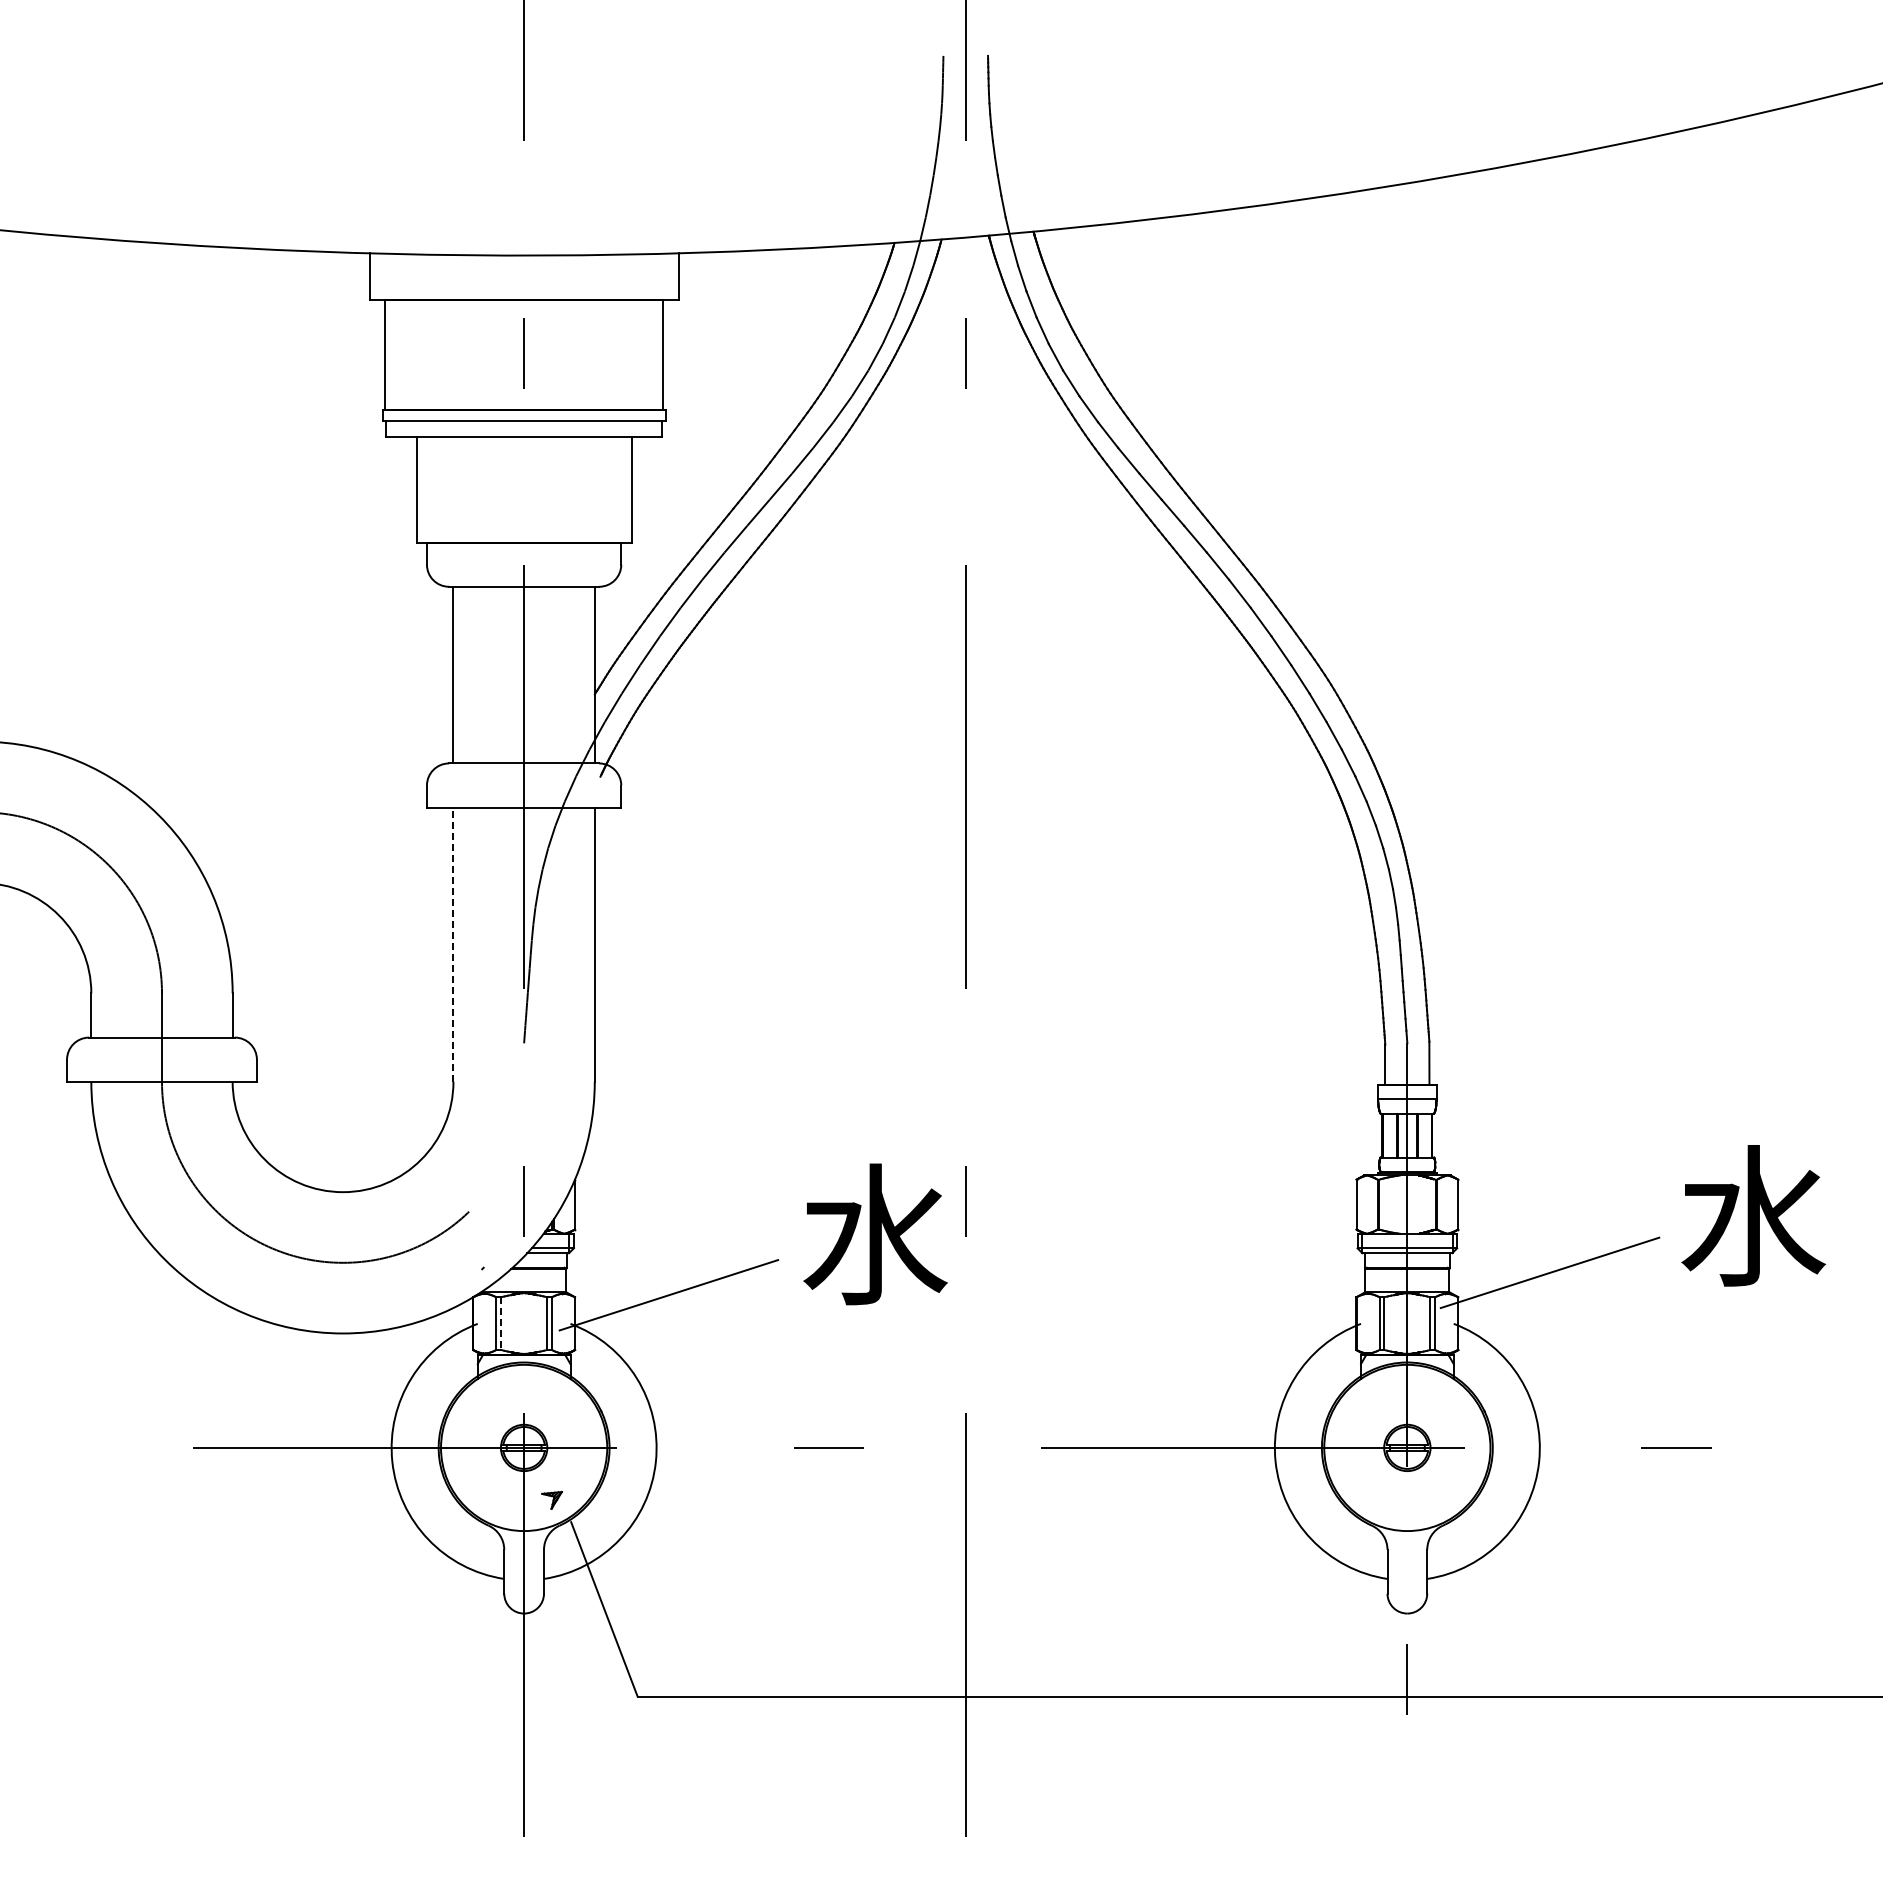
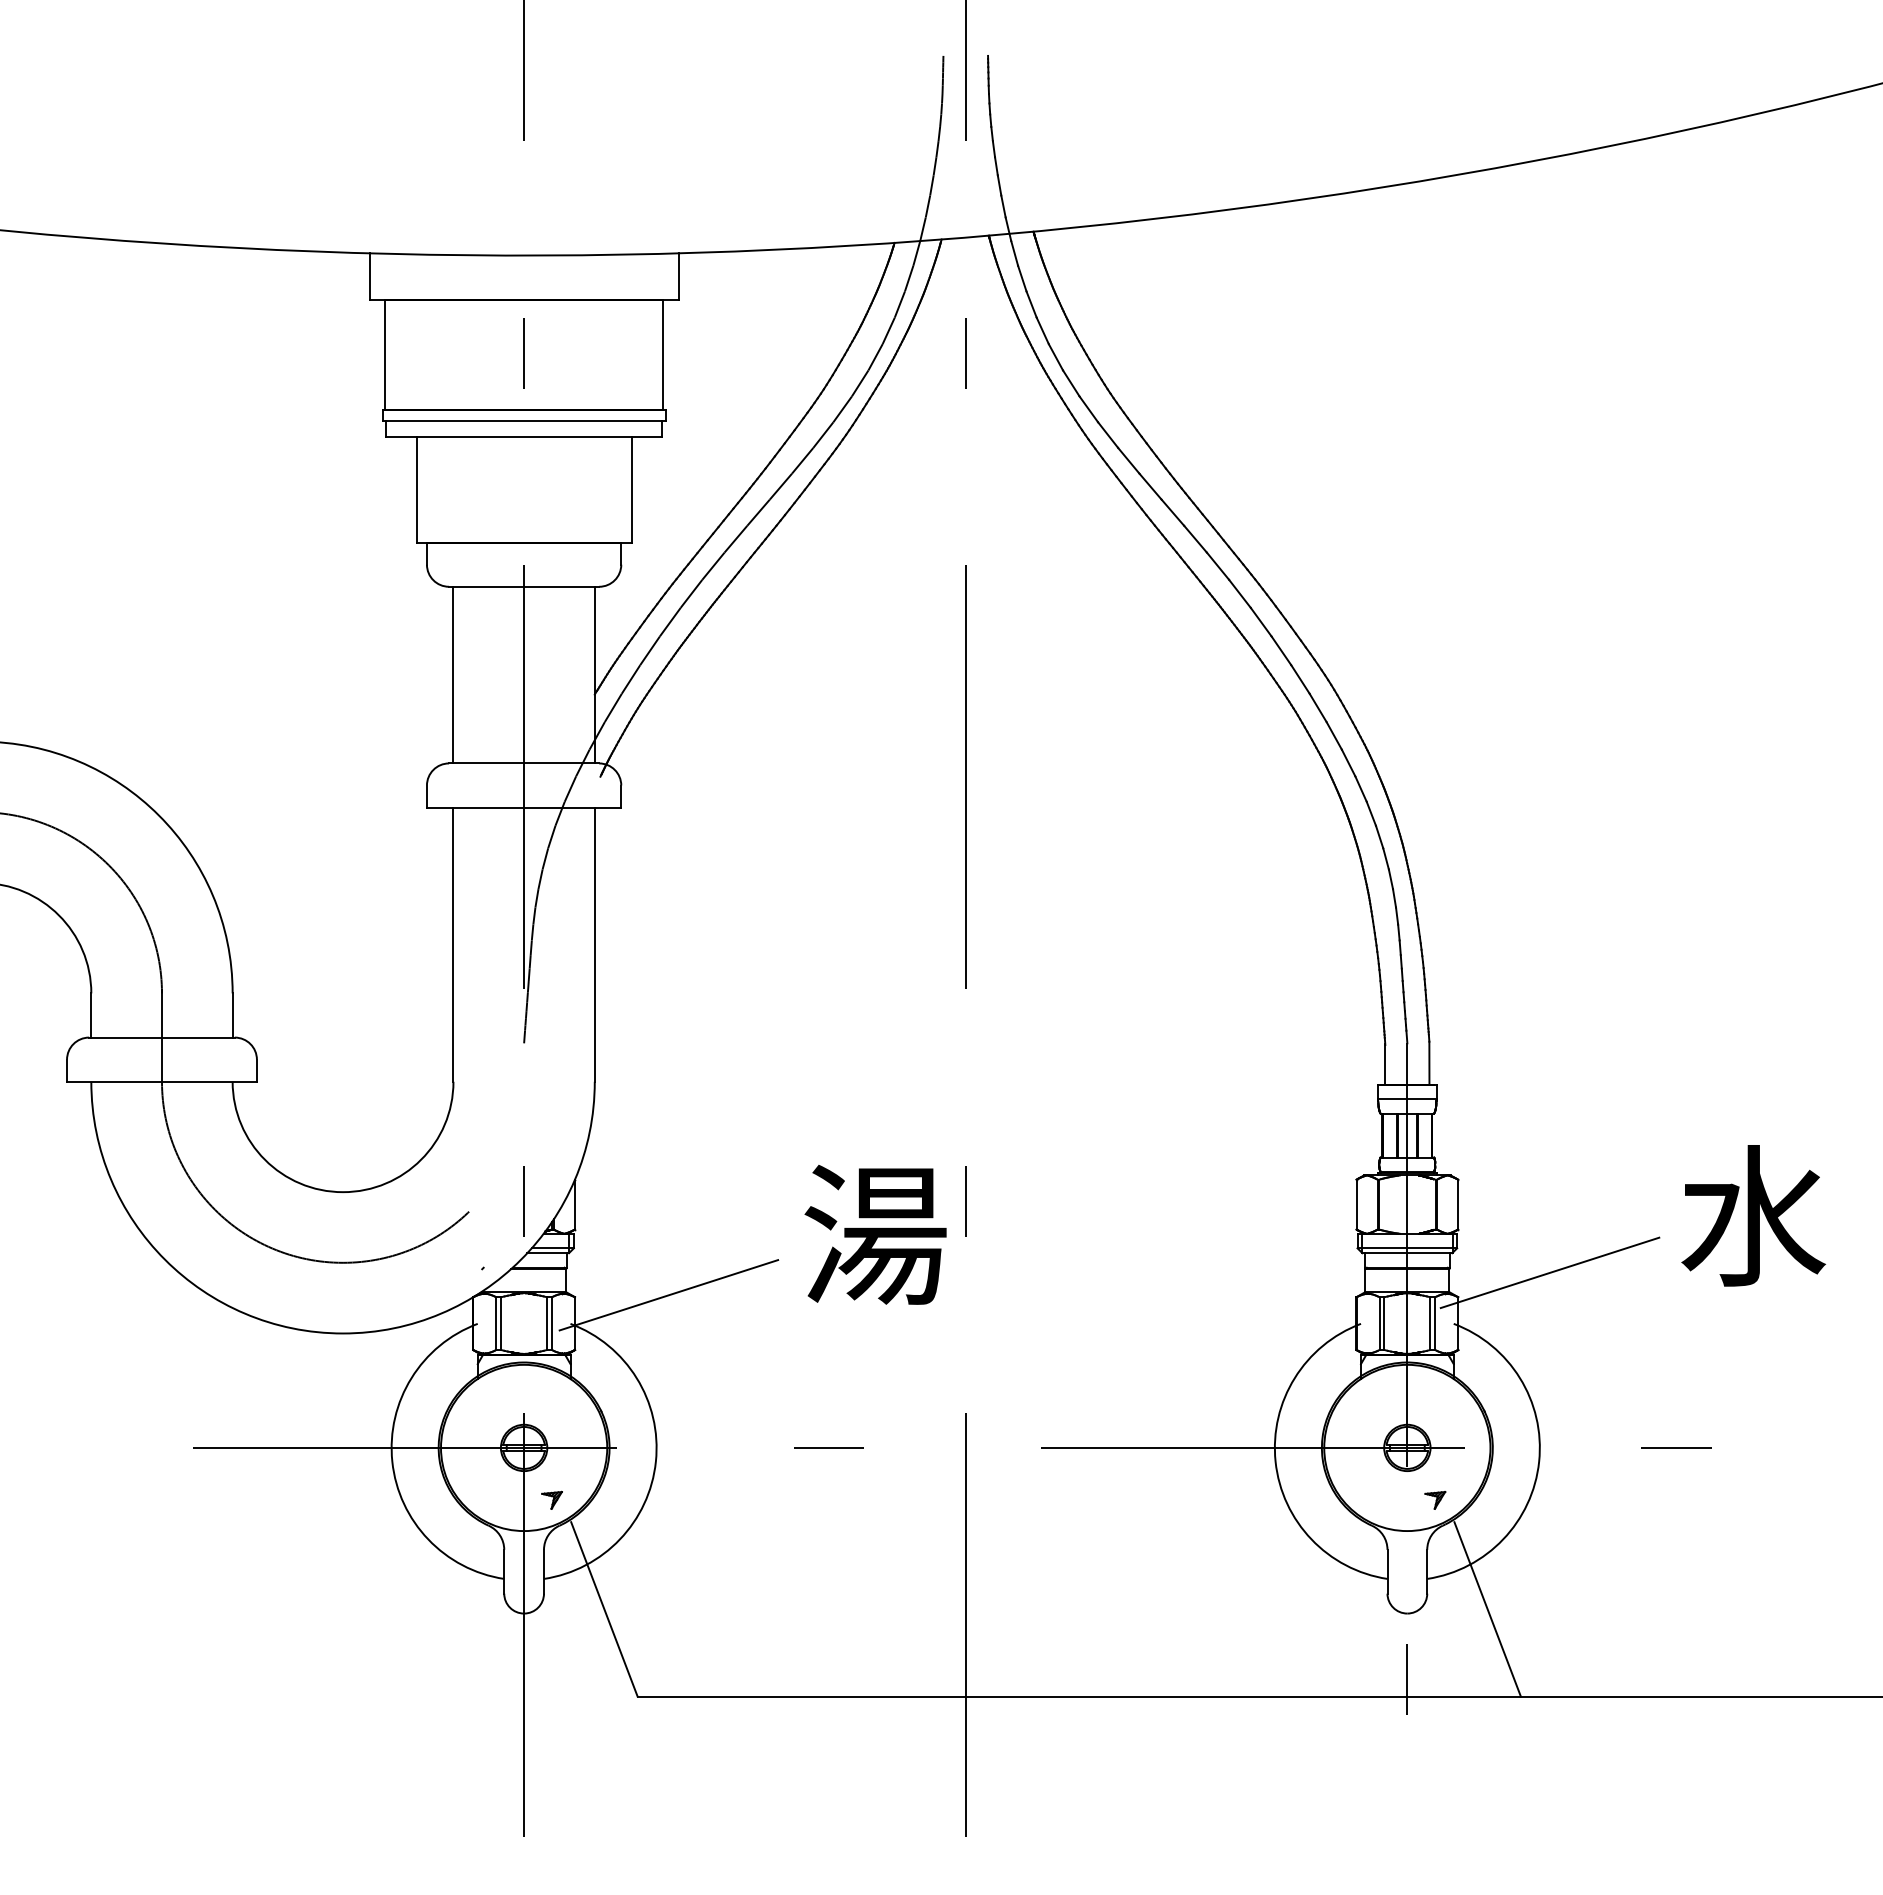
line: dashed -> solid (453, 944)
text: 水 -> 湯 (875, 1234)
line: dashed -> solid (501, 1324)
part: none -> present (1435, 1500)
line: none -> present (1487, 1609)
